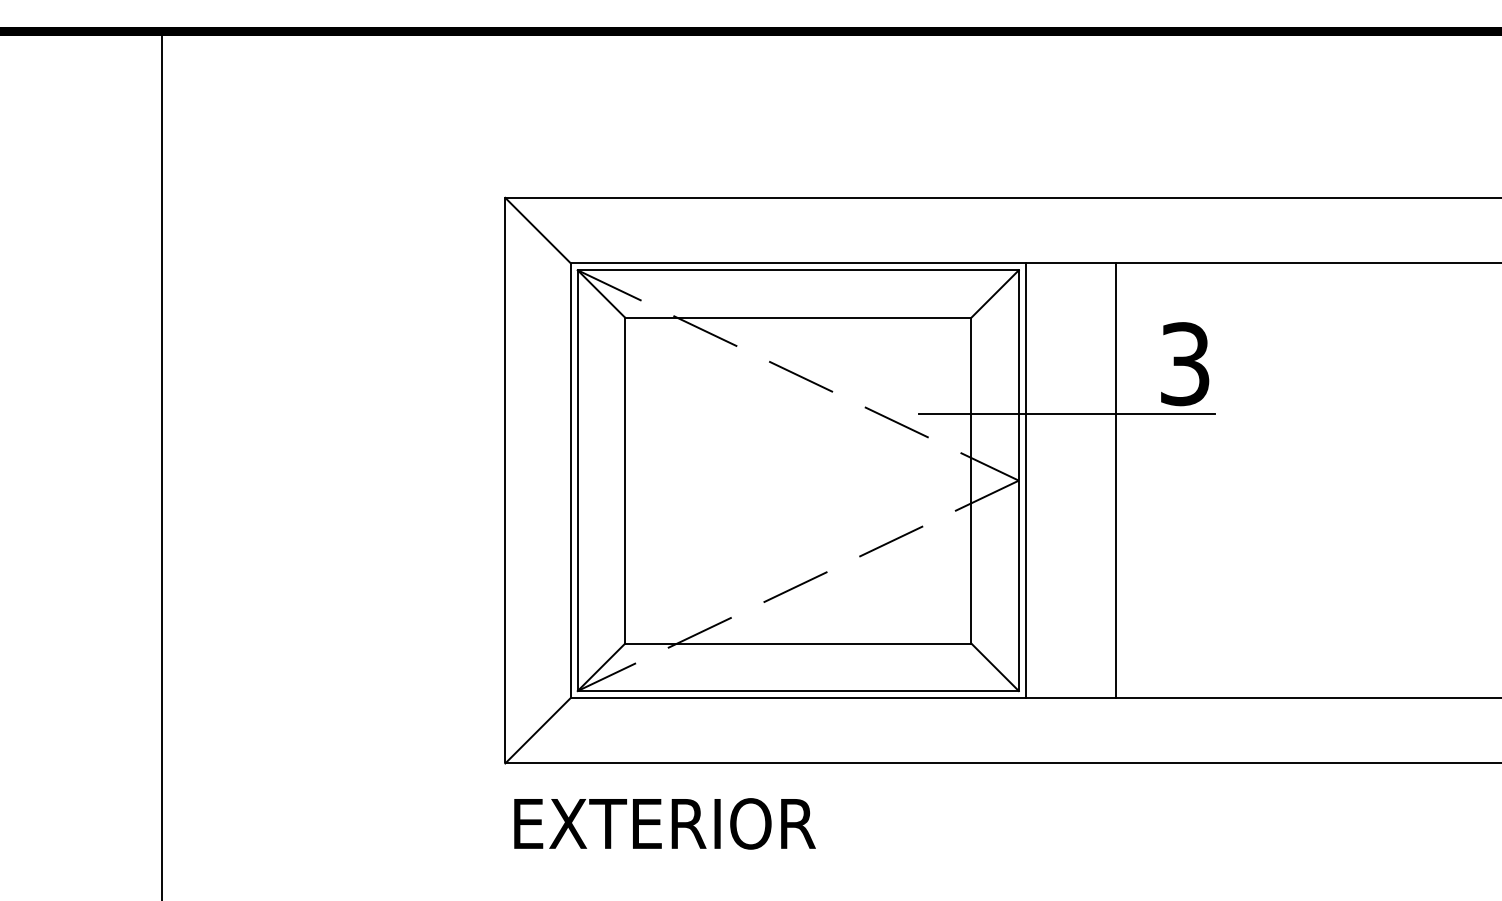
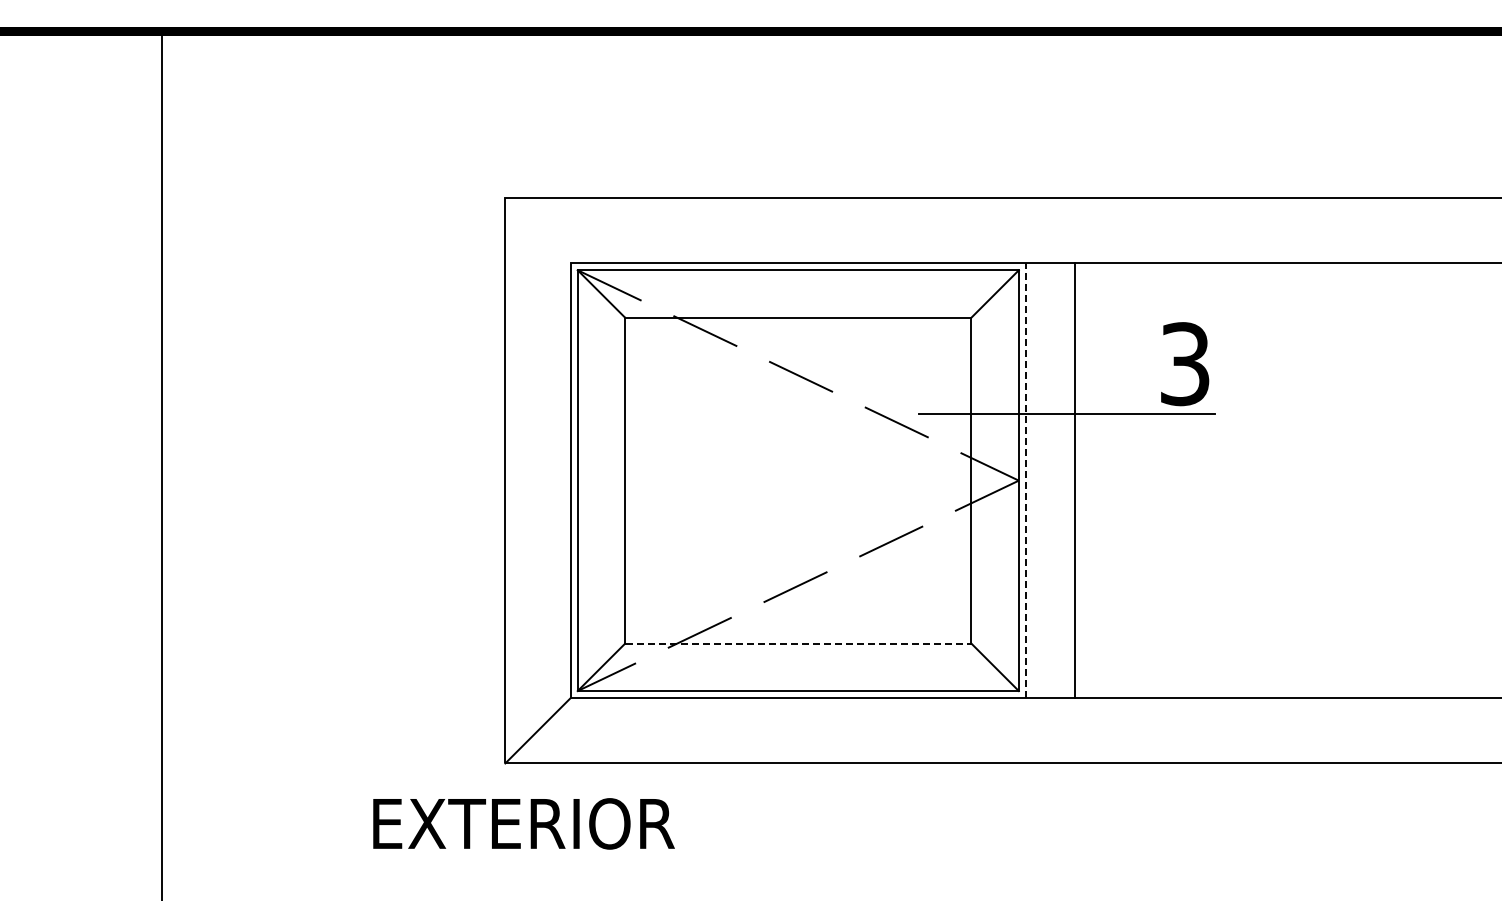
line: present -> none (537, 230)
line: solid -> dashed (1025, 480)
line position: (1116, 480) -> (1075, 480) (1075, 480)
line: solid -> dashed (798, 643)
text position: (664, 823) -> (523, 823) (523, 823)
